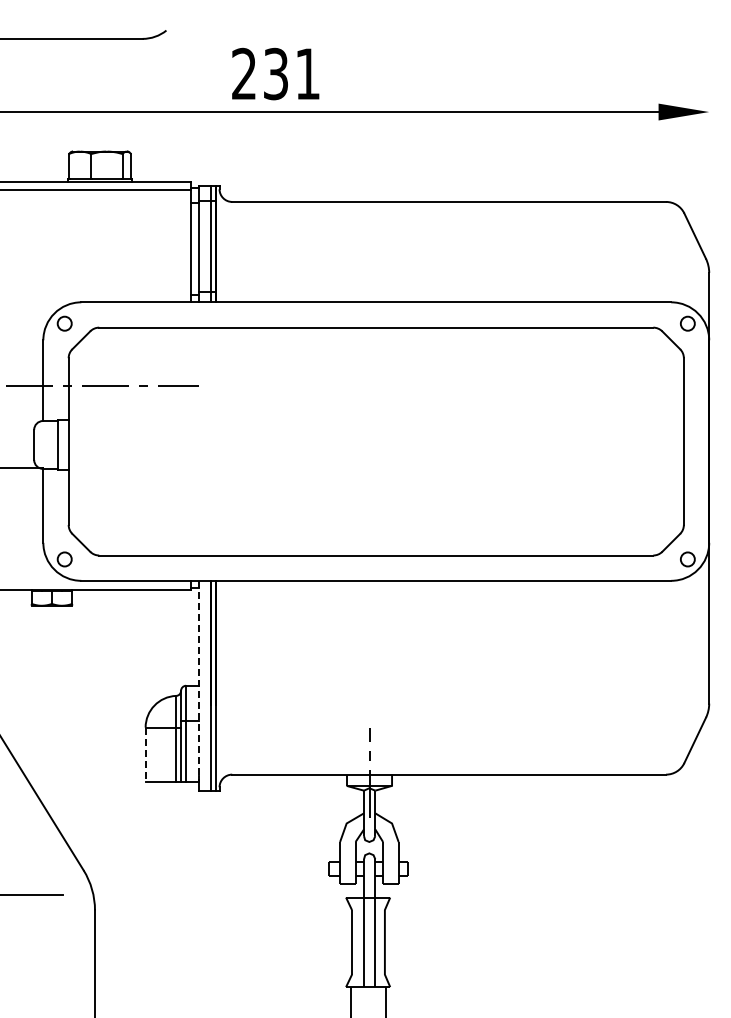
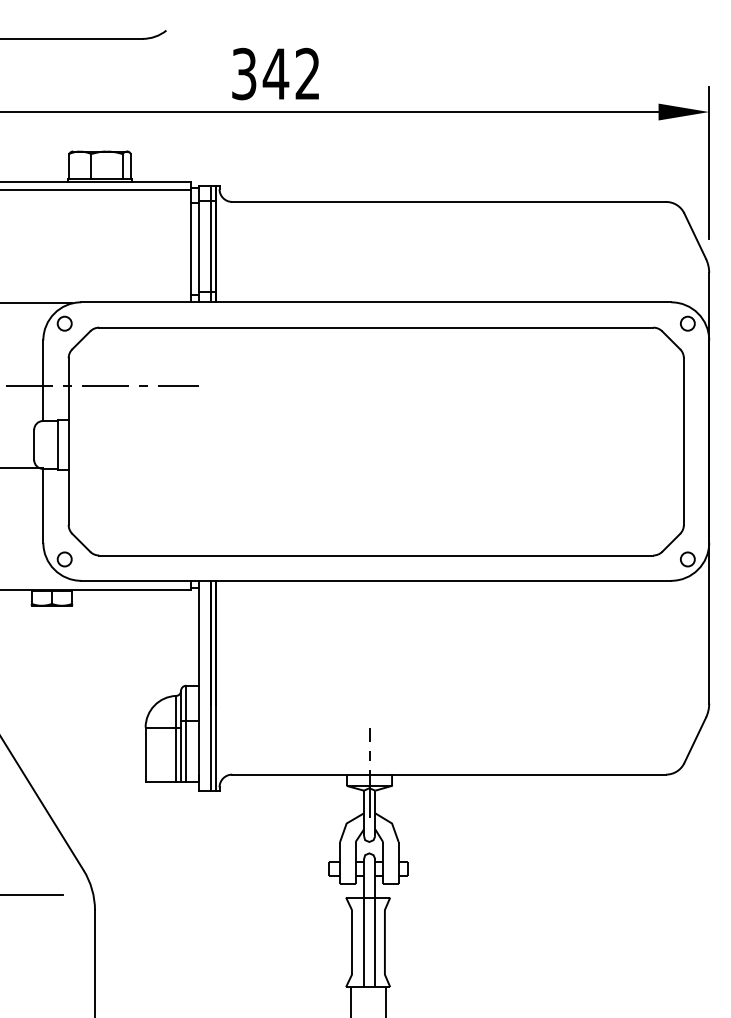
text: 231 -> 342 (275, 73)
line: none -> present (709, 162)
line: none -> present (36, 303)
line: dashed -> solid (198, 681)
line: dashed -> solid (145, 755)
